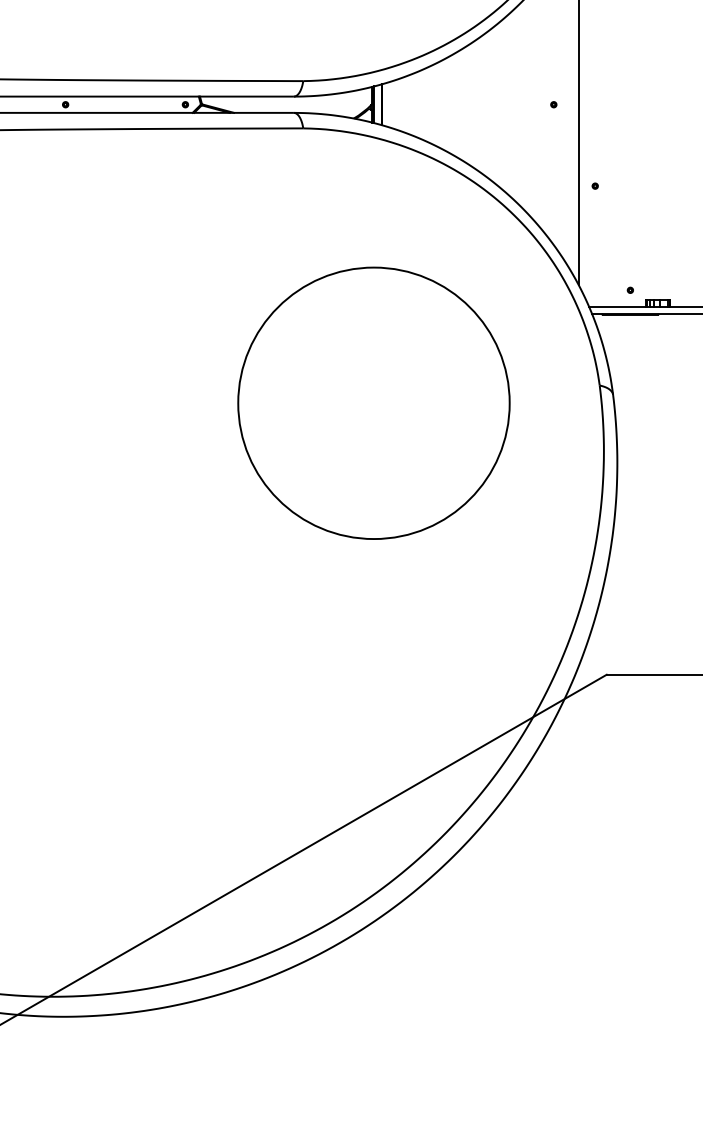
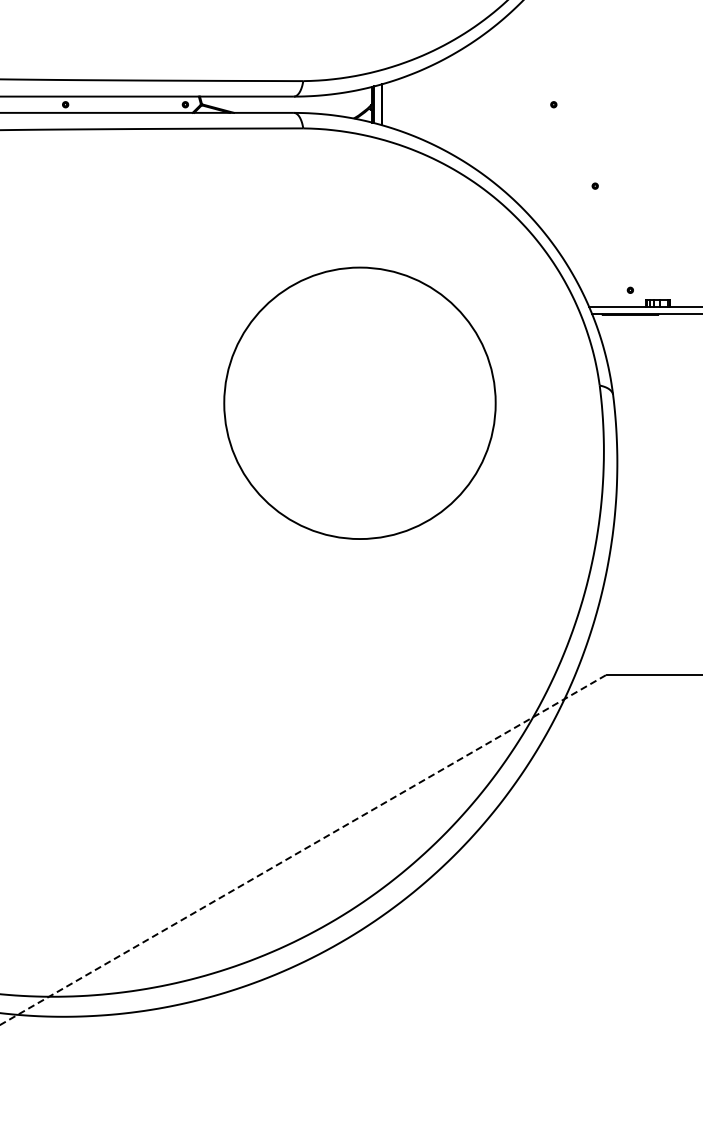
line: present -> none (578, 143)
circle position: (373, 402) -> (359, 402) (359, 402)
line: solid -> dashed (303, 849)
